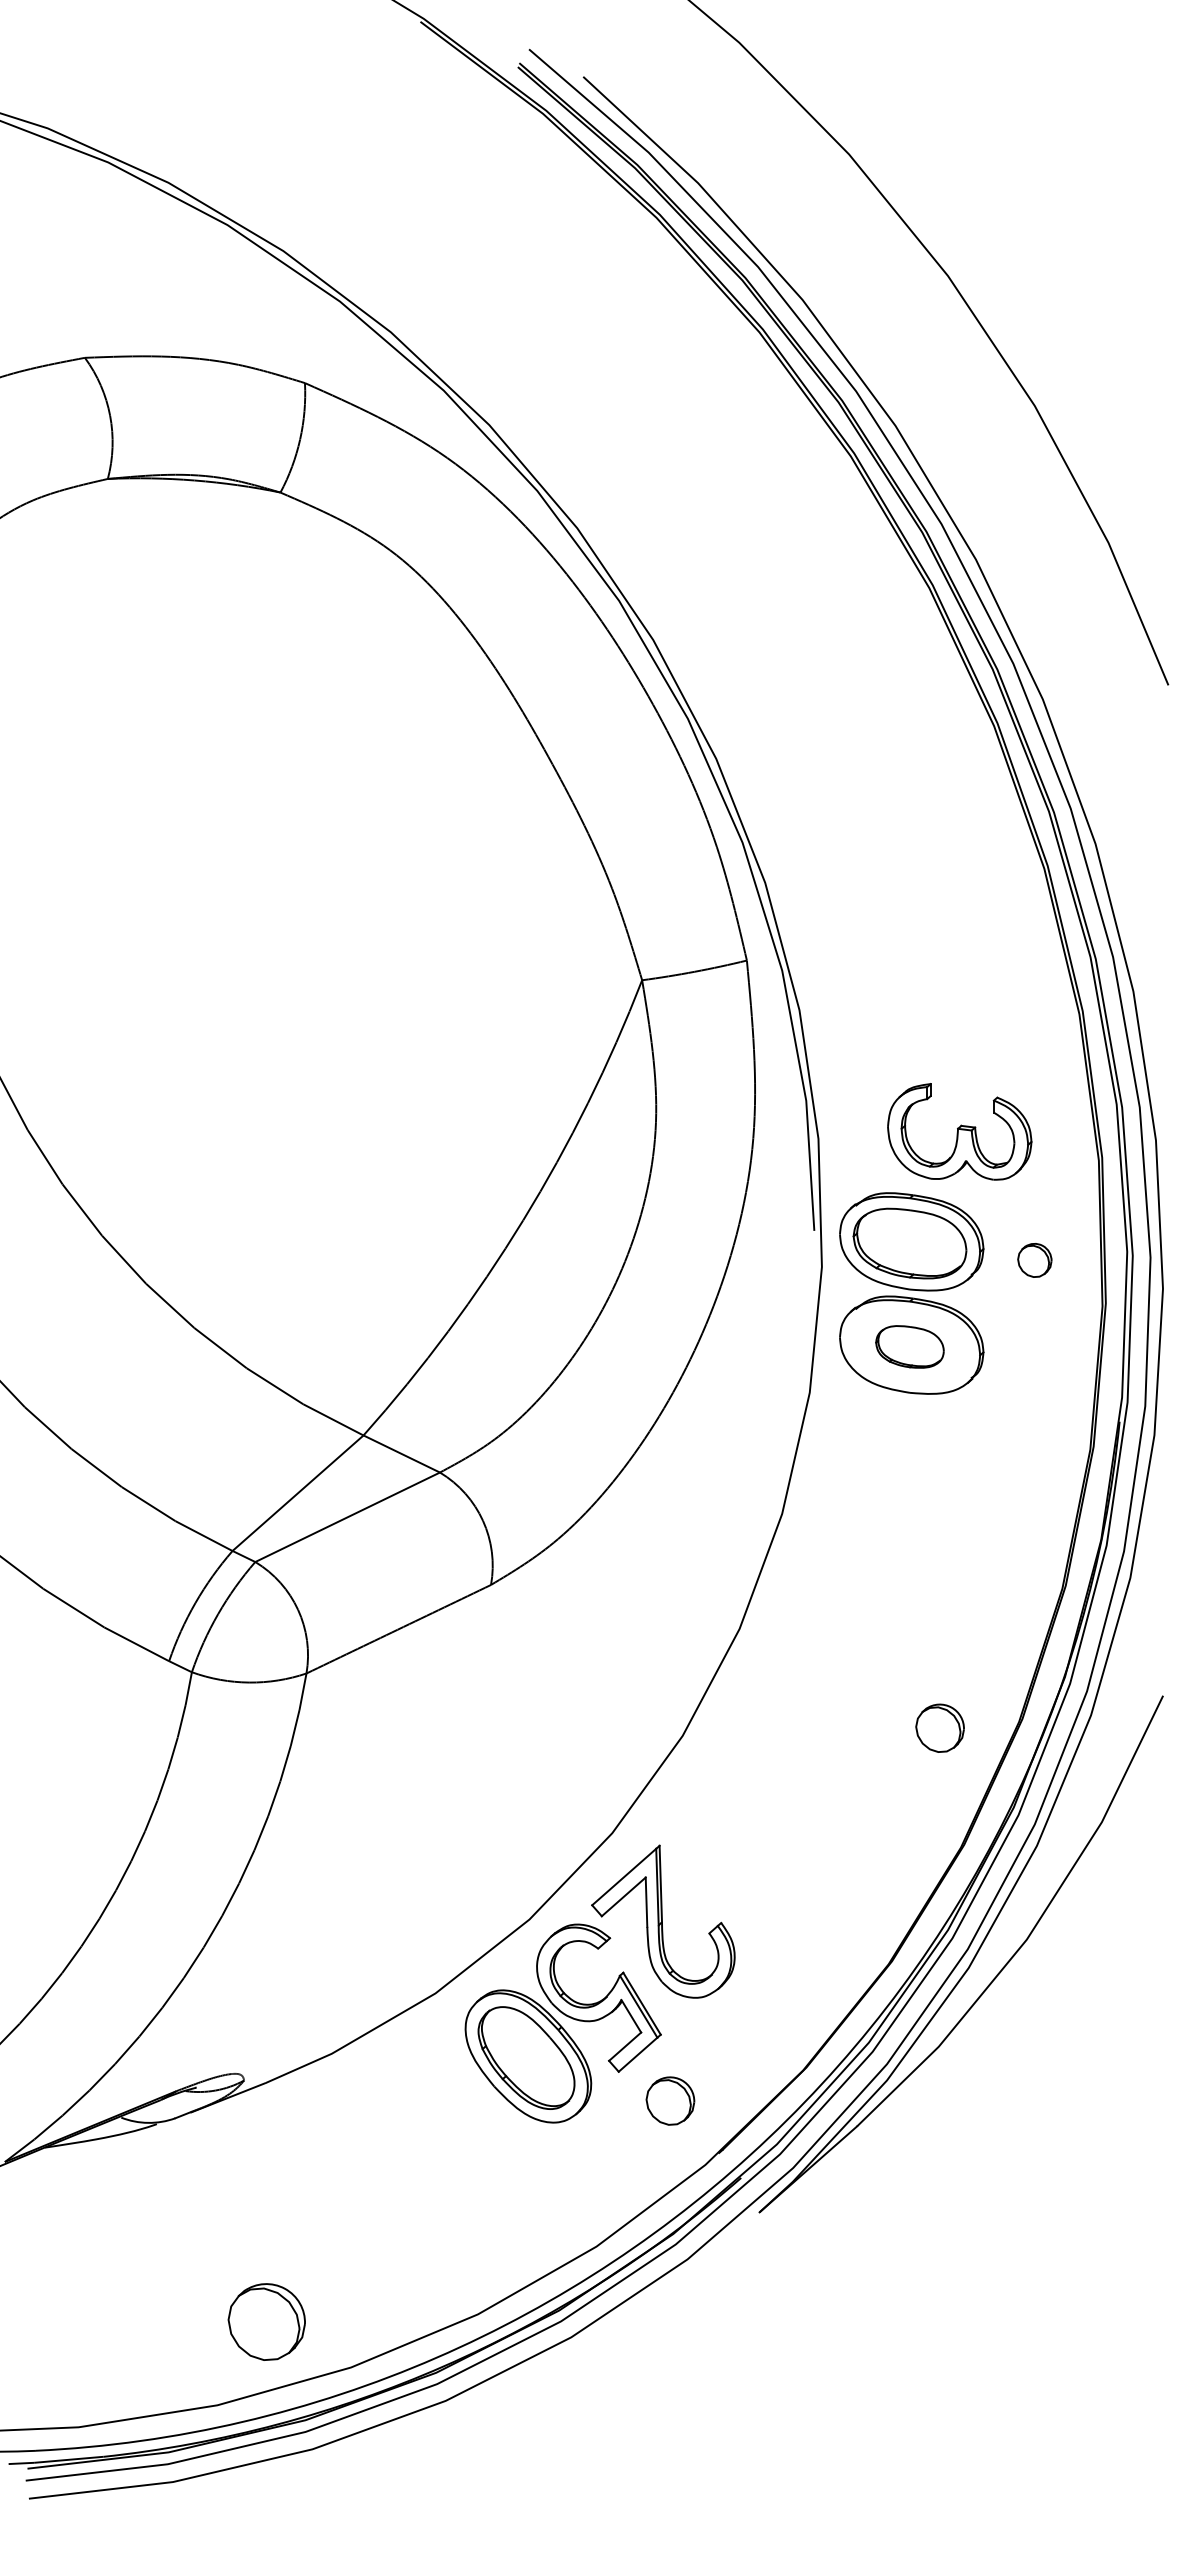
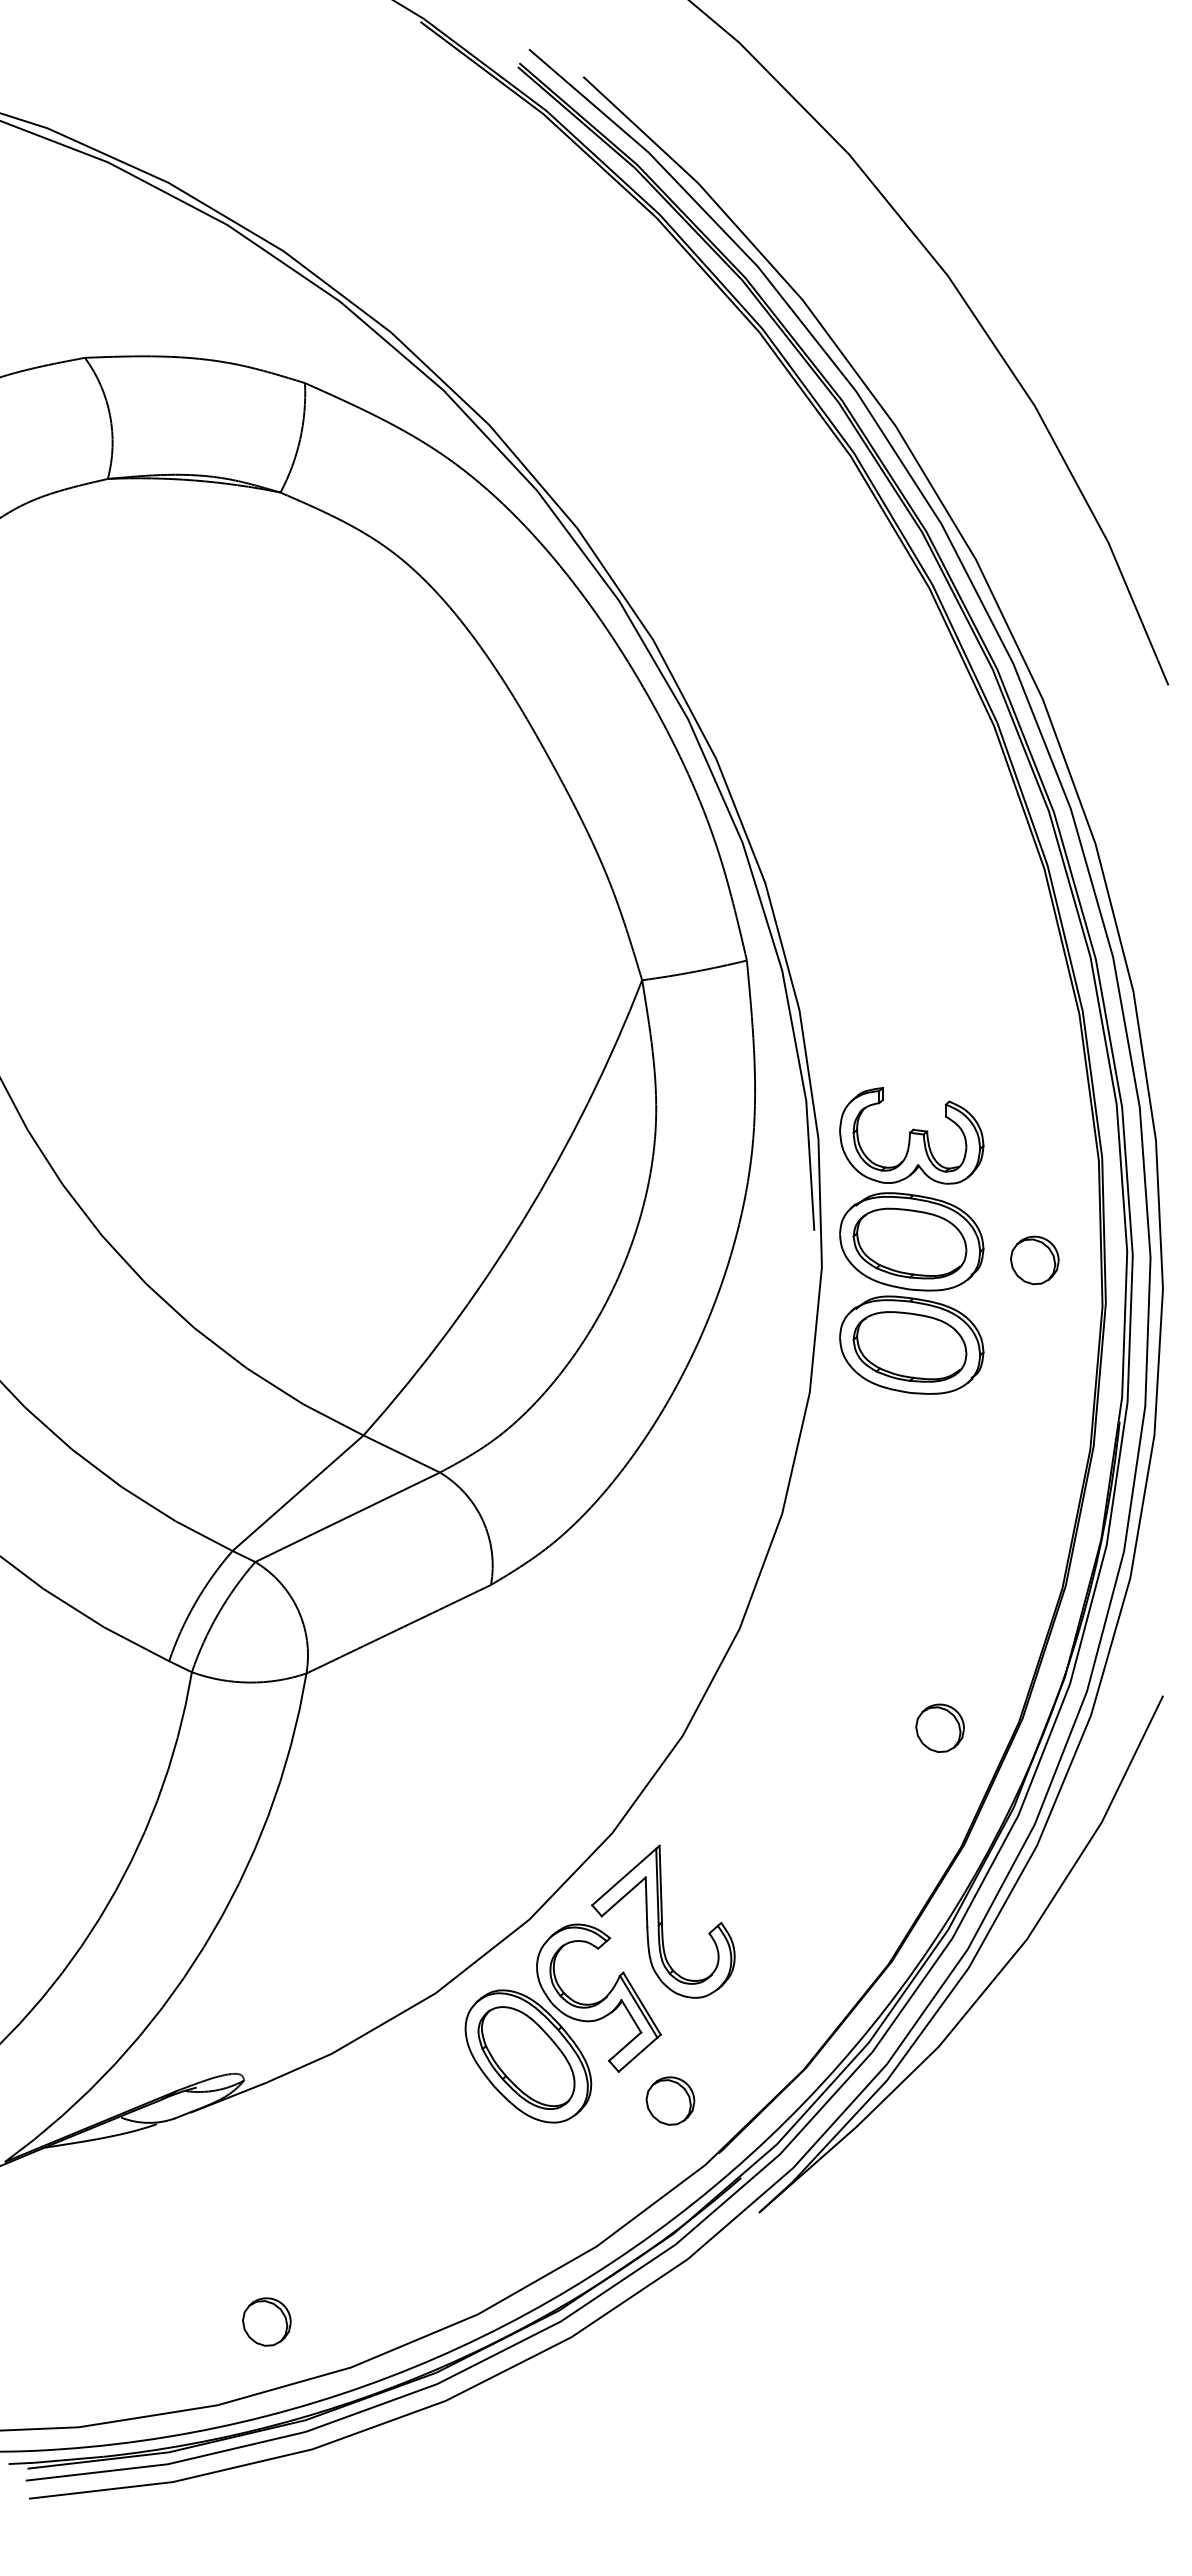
part position: (959, 1131) -> (911, 1135) (911, 1135)
part size: 36x35 px -> 50x51 px (1034, 1260)
part size: 70x44 px -> 116x72 px (909, 1346)
part size: 79x78 px -> 50x50 px (266, 2321)
